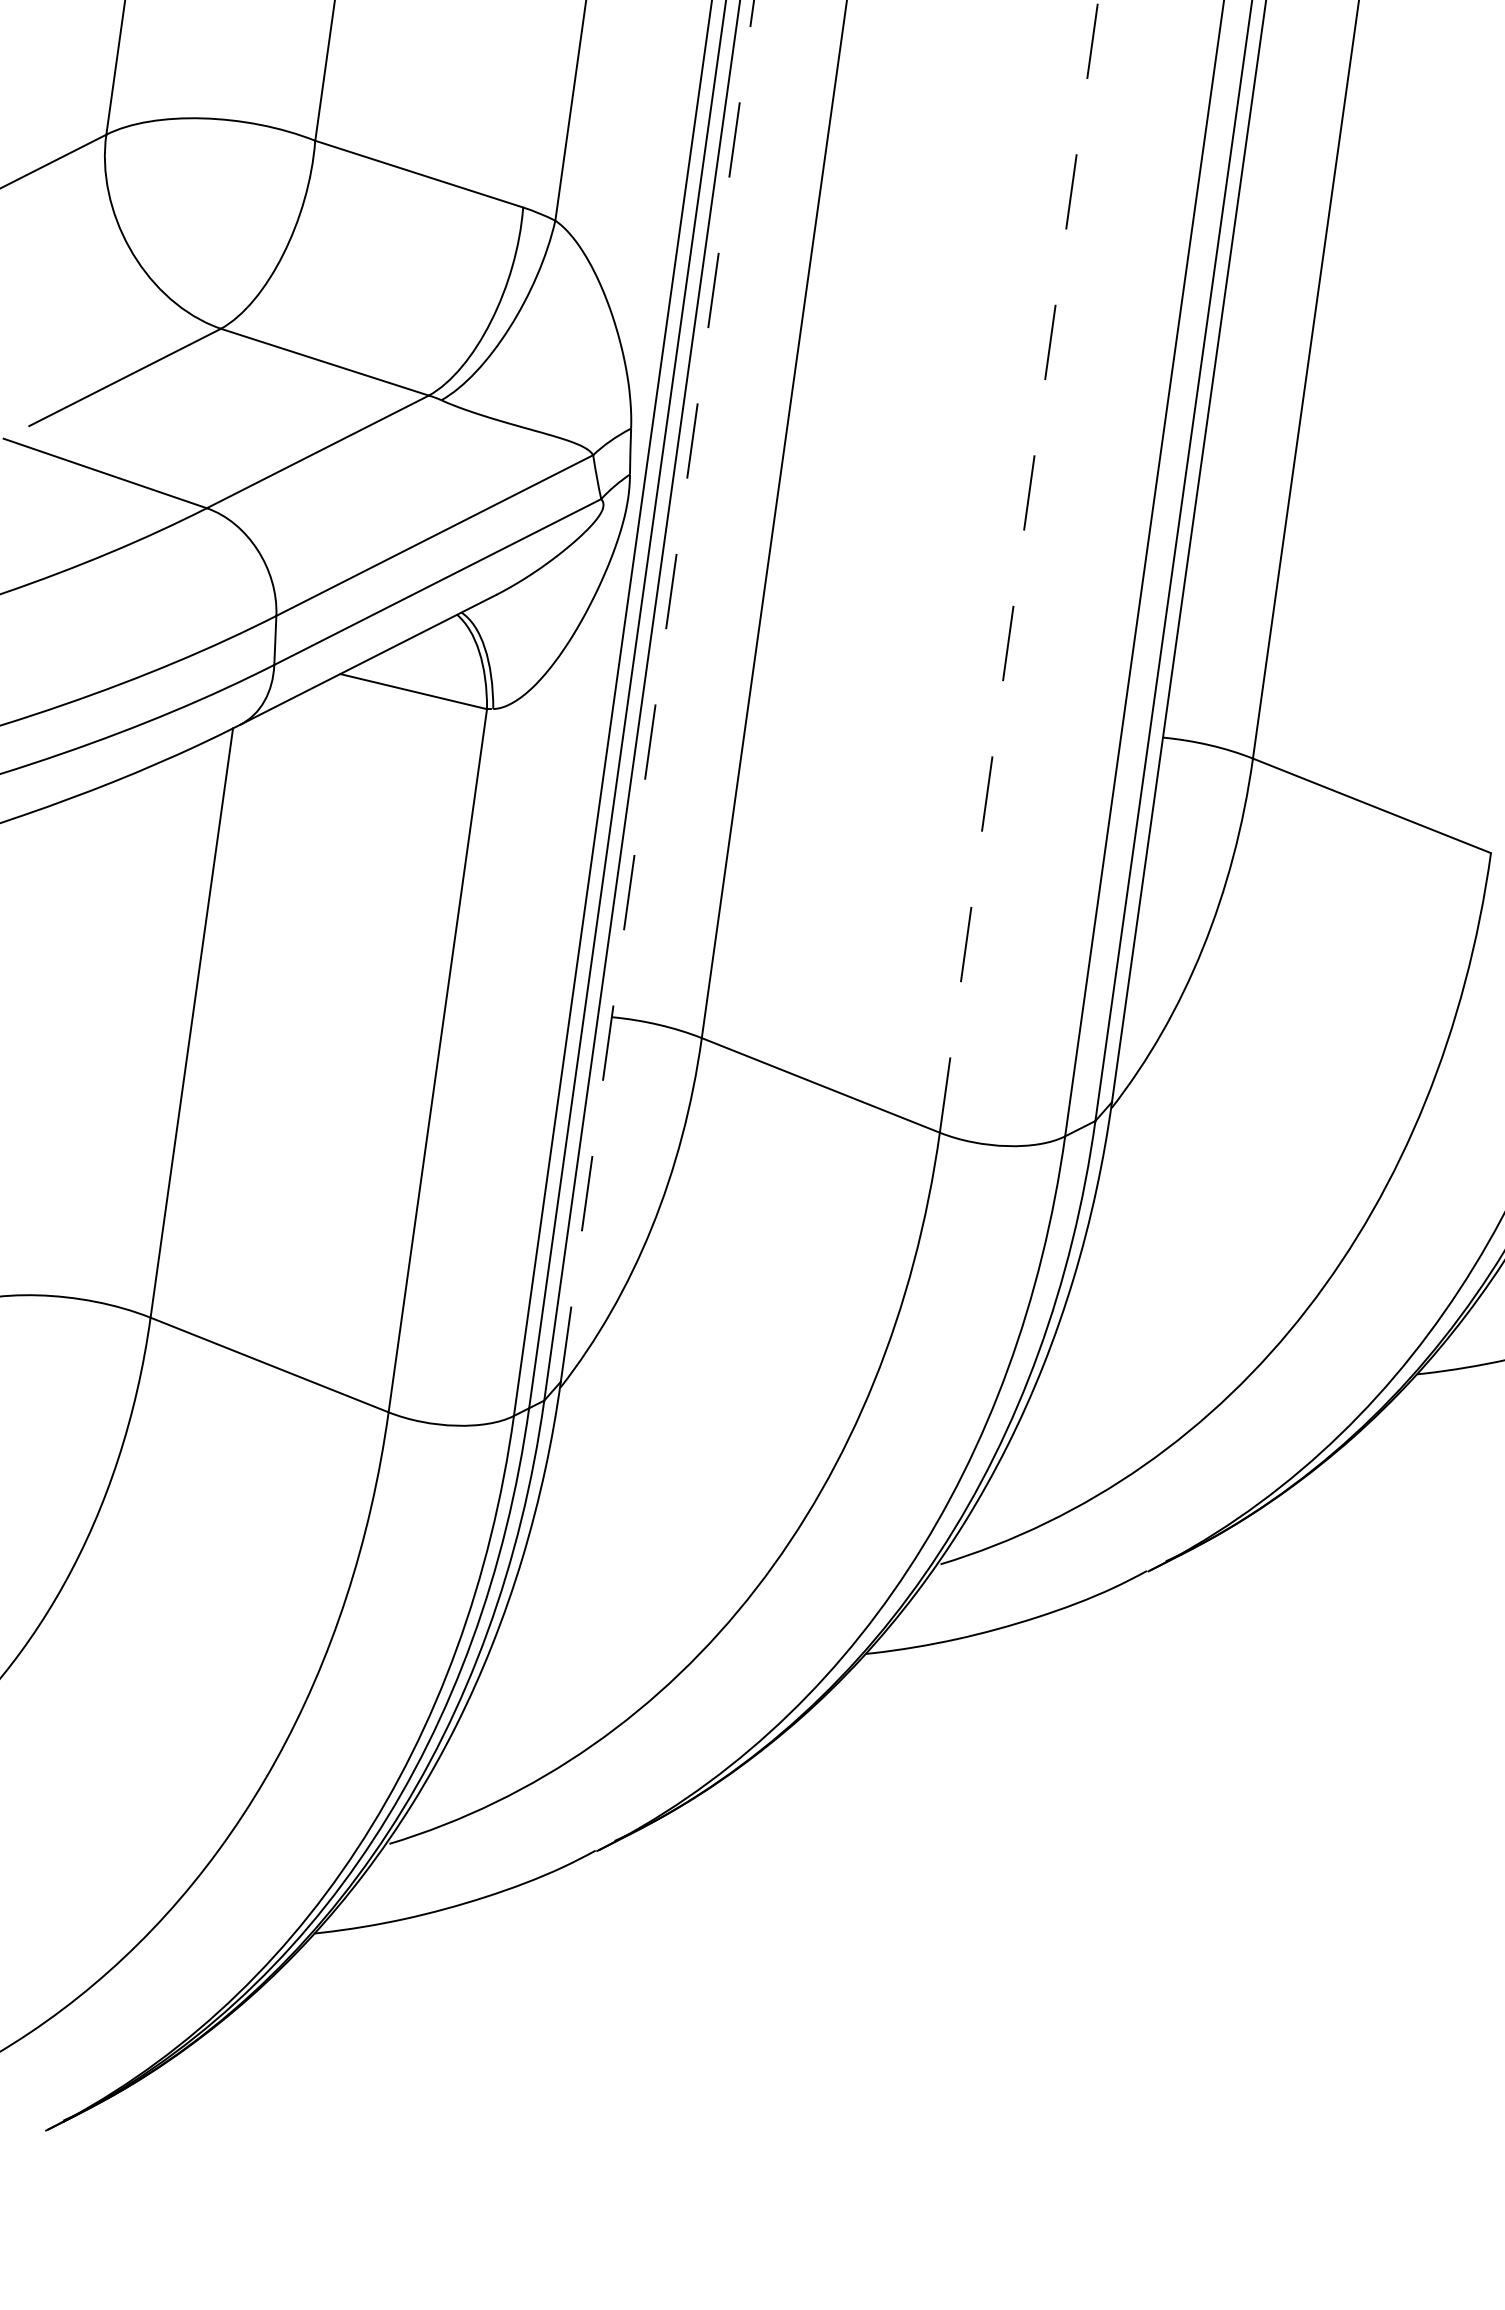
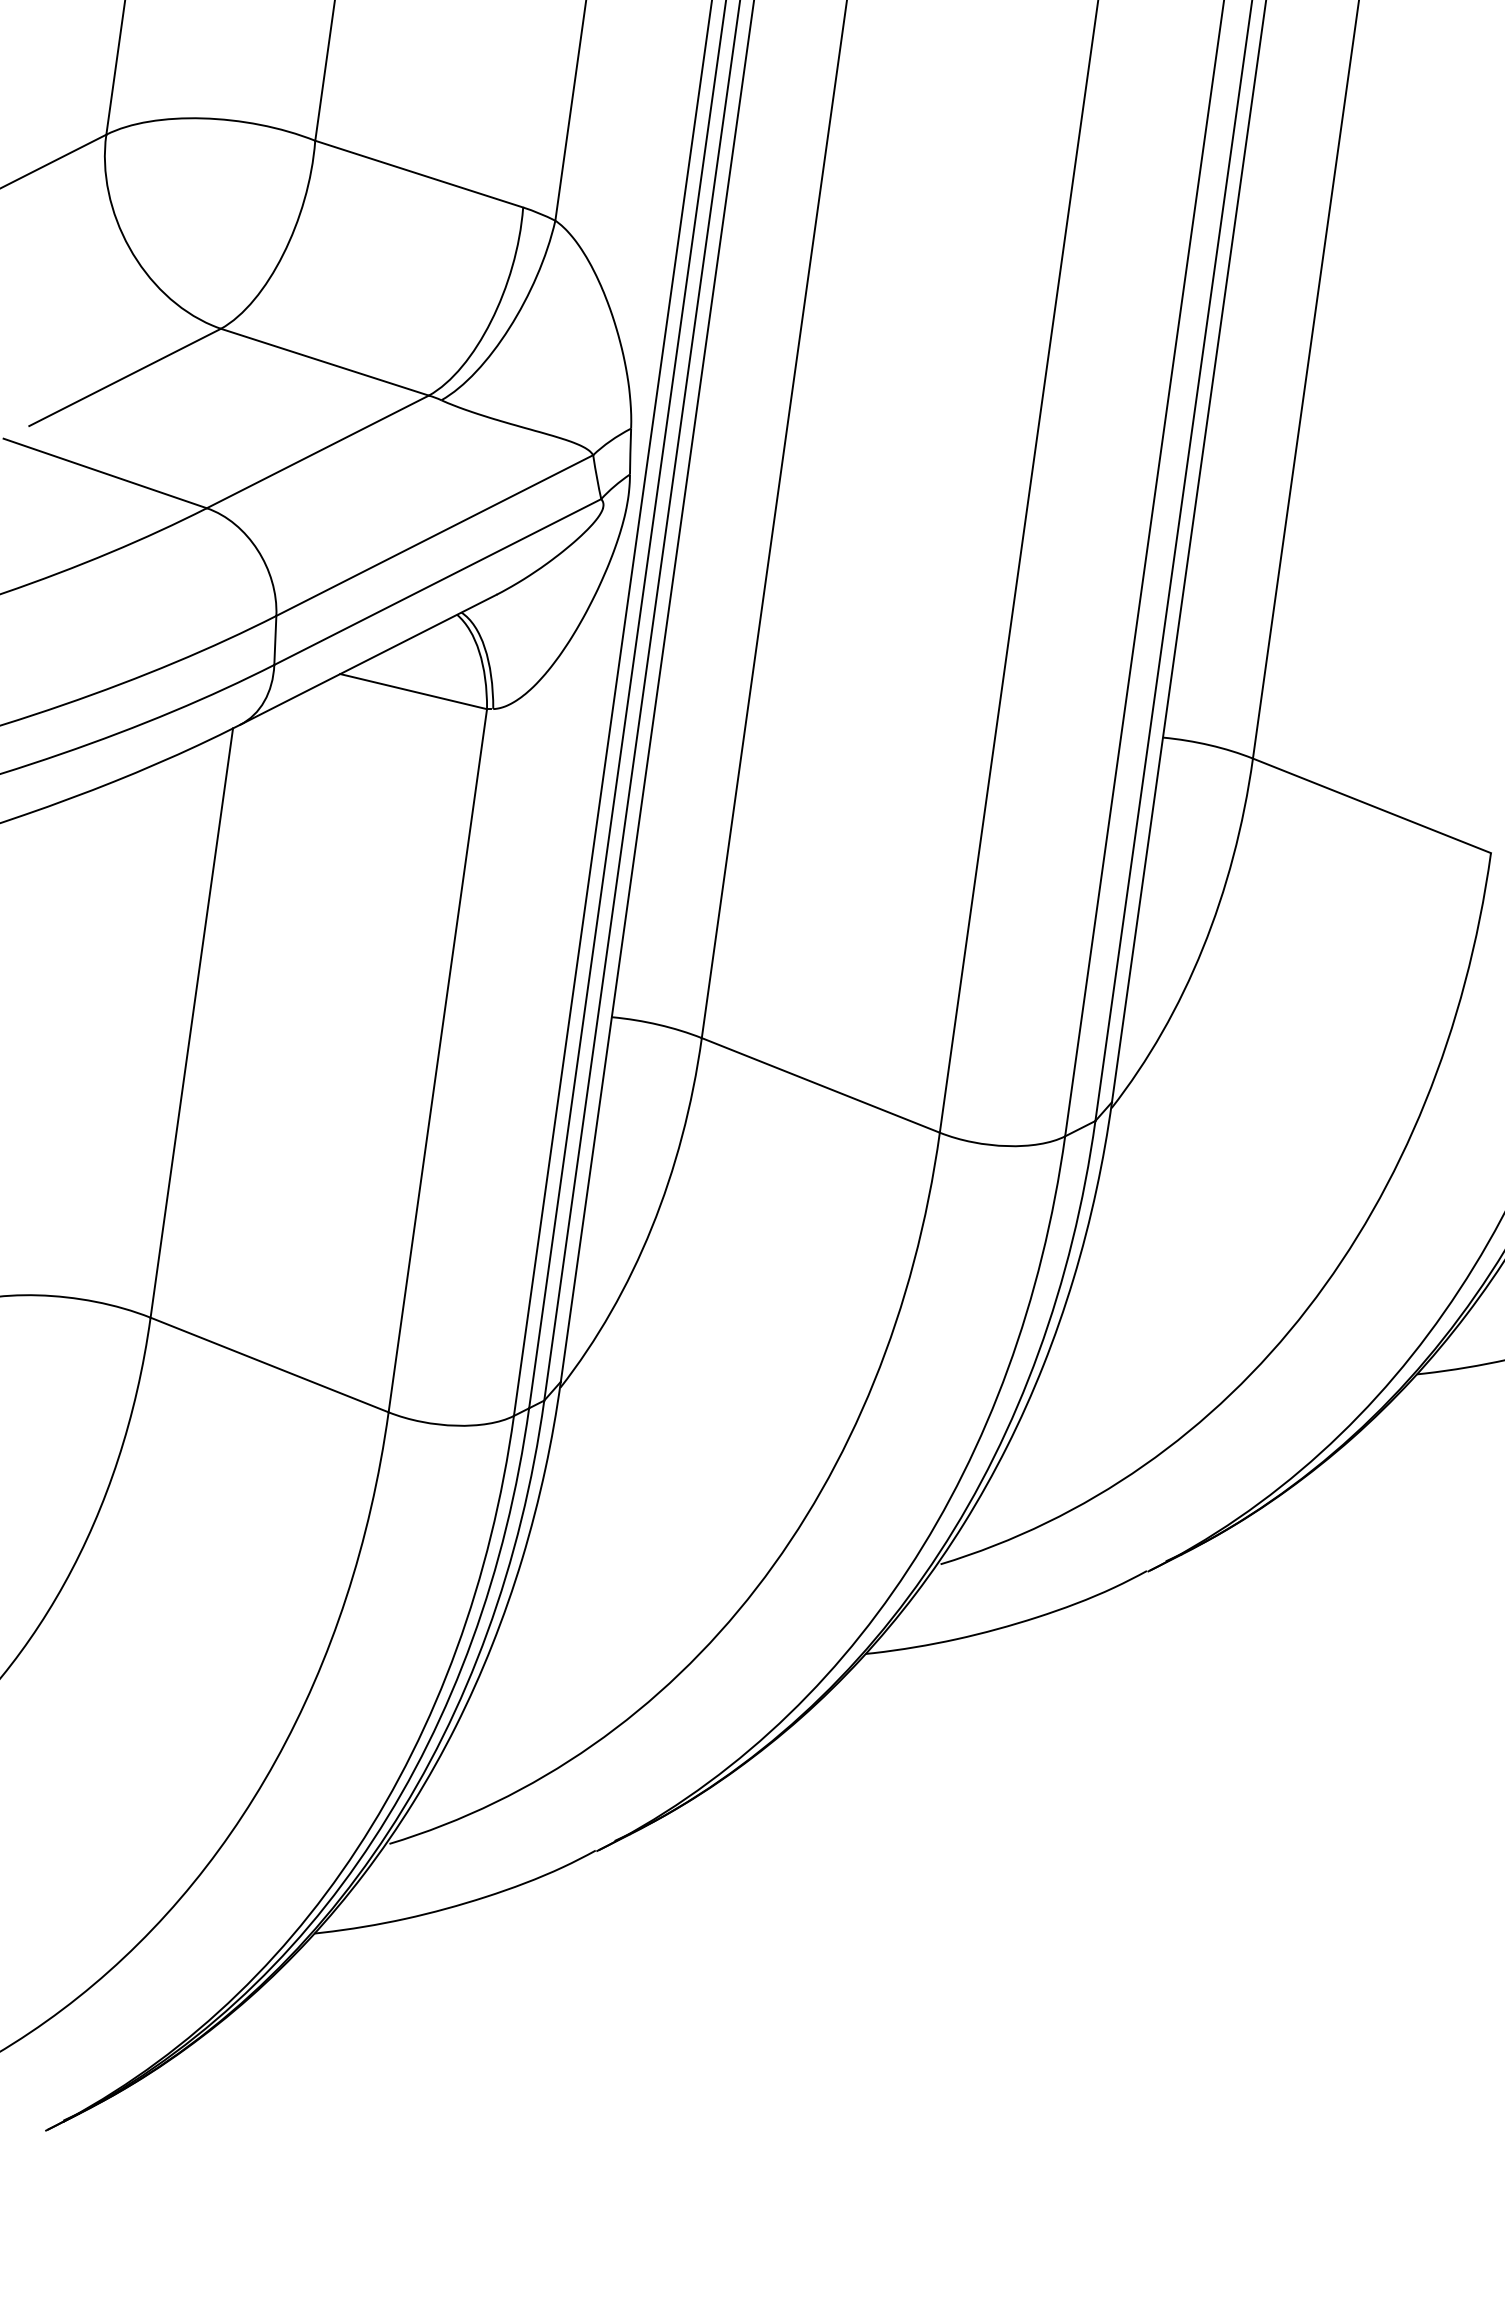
line: dashed -> solid (1019, 566)
line: dashed -> solid (657, 690)
